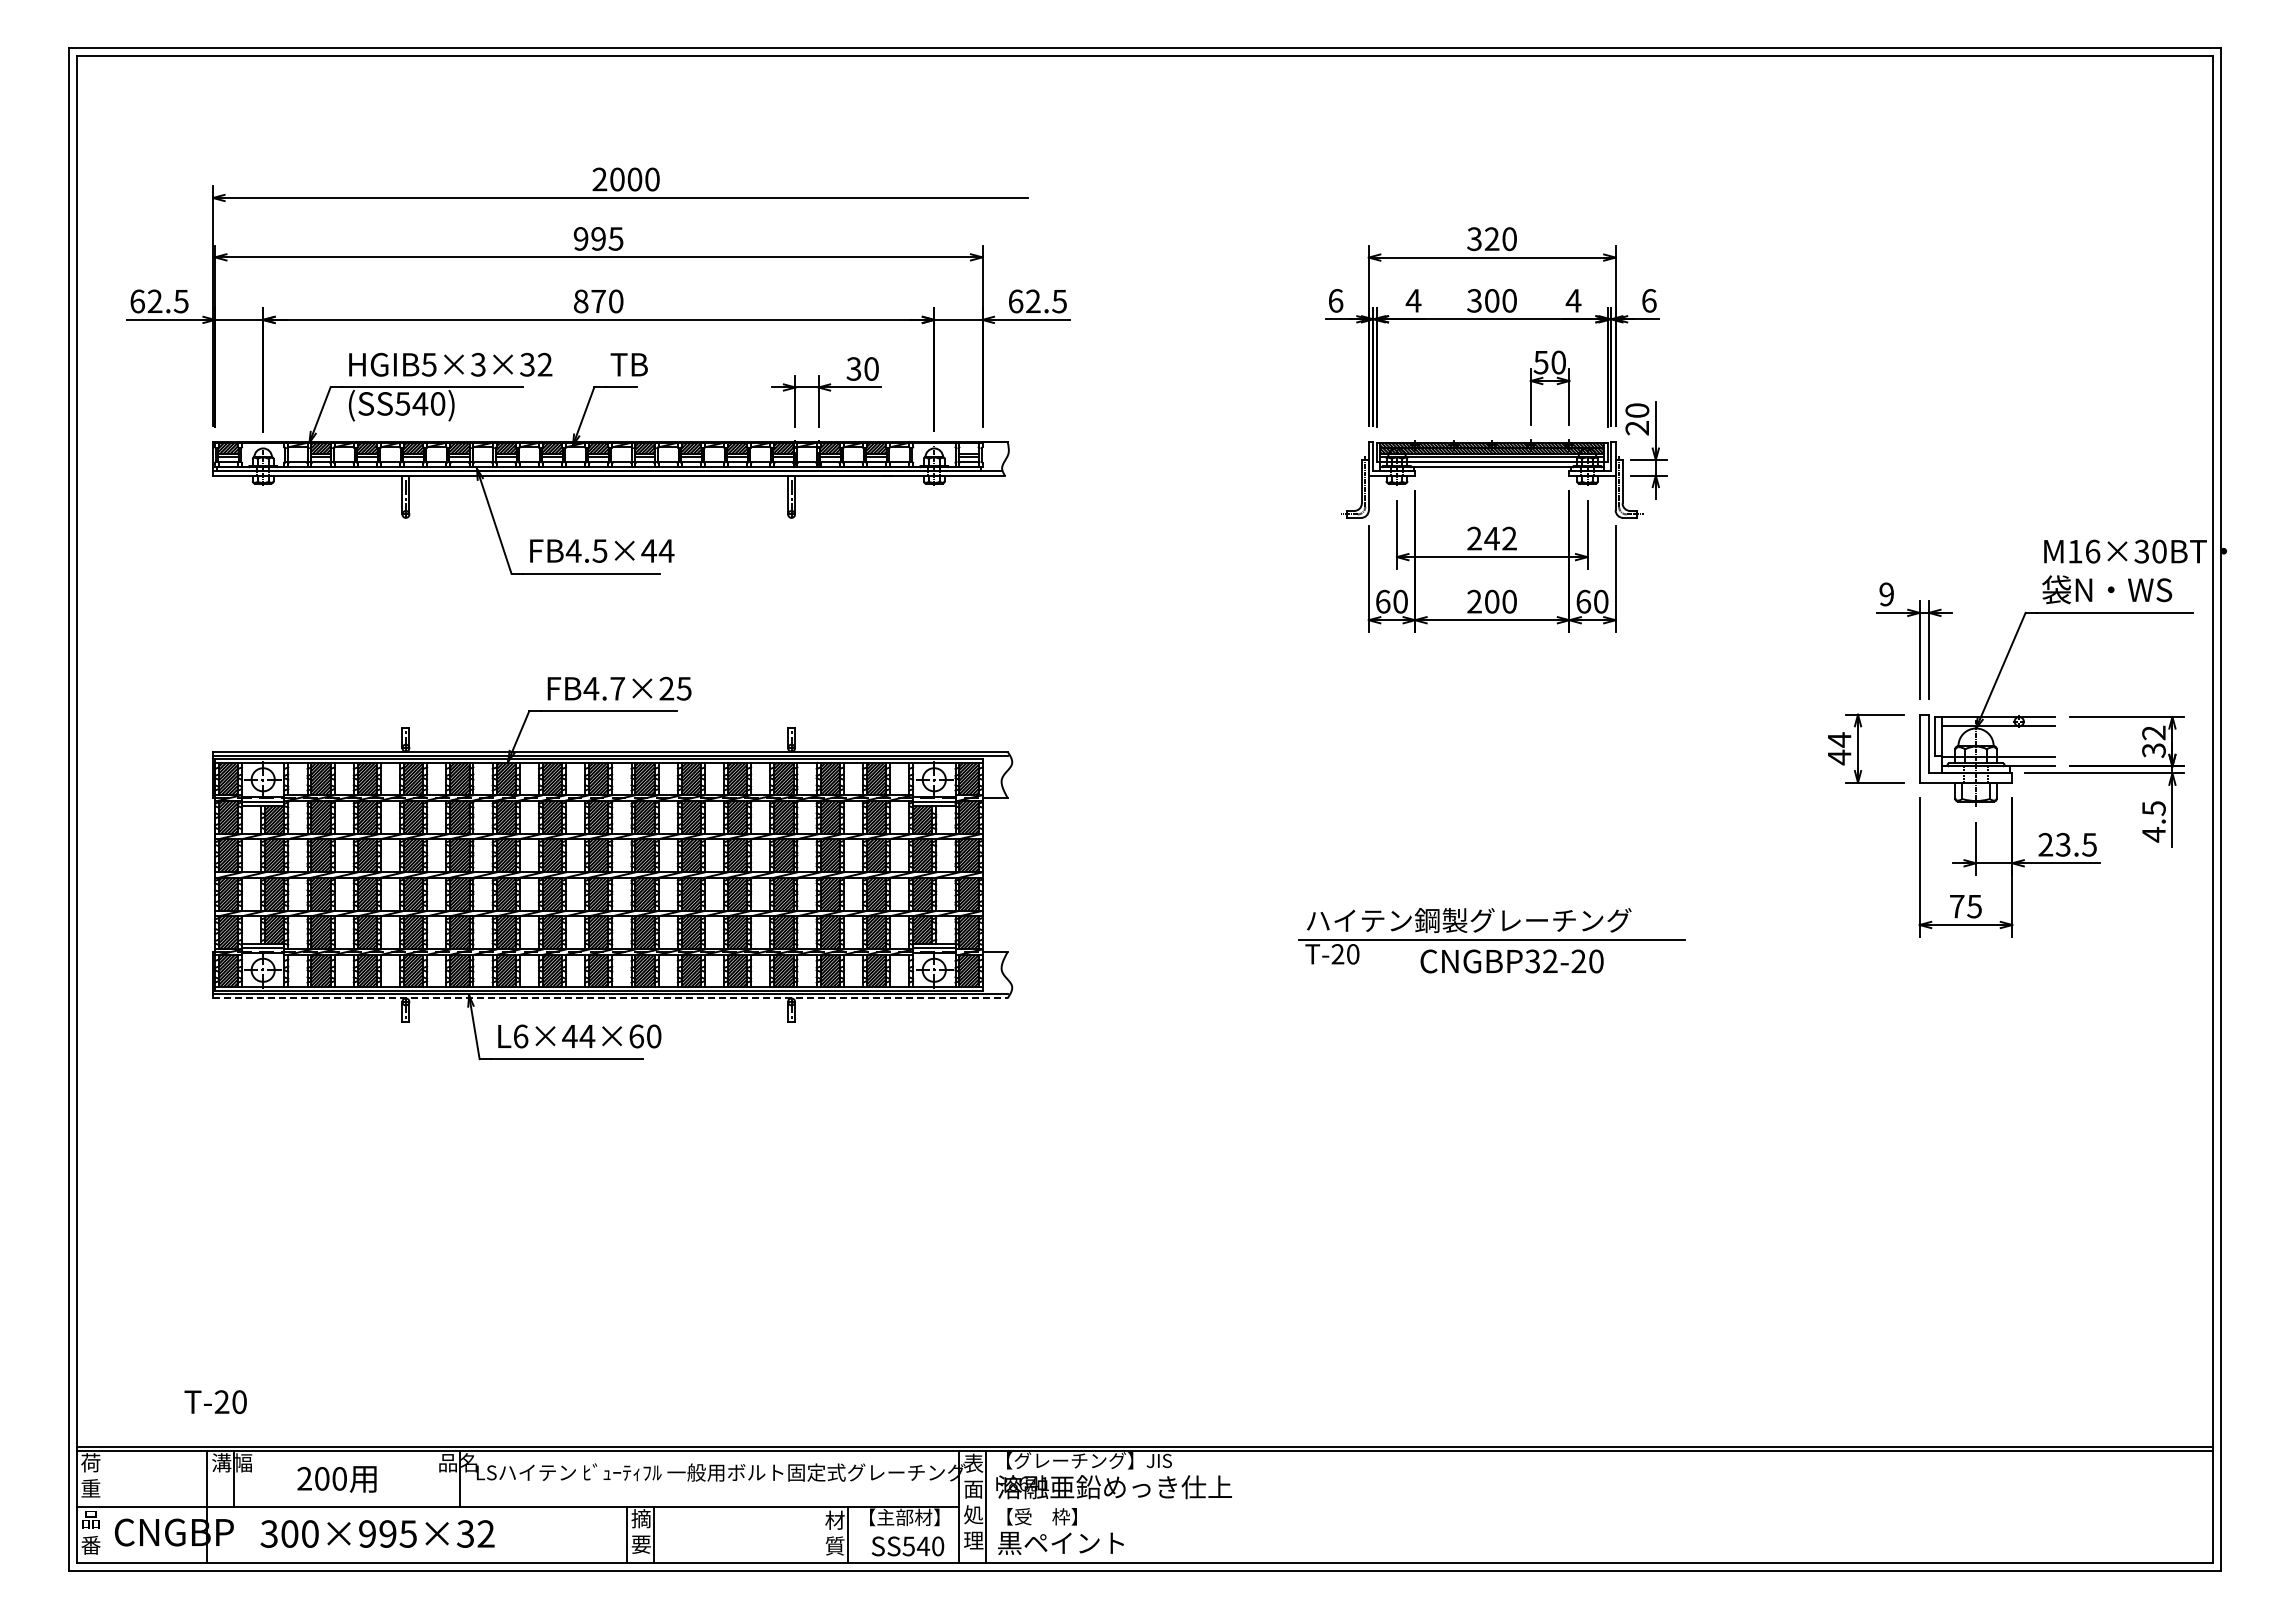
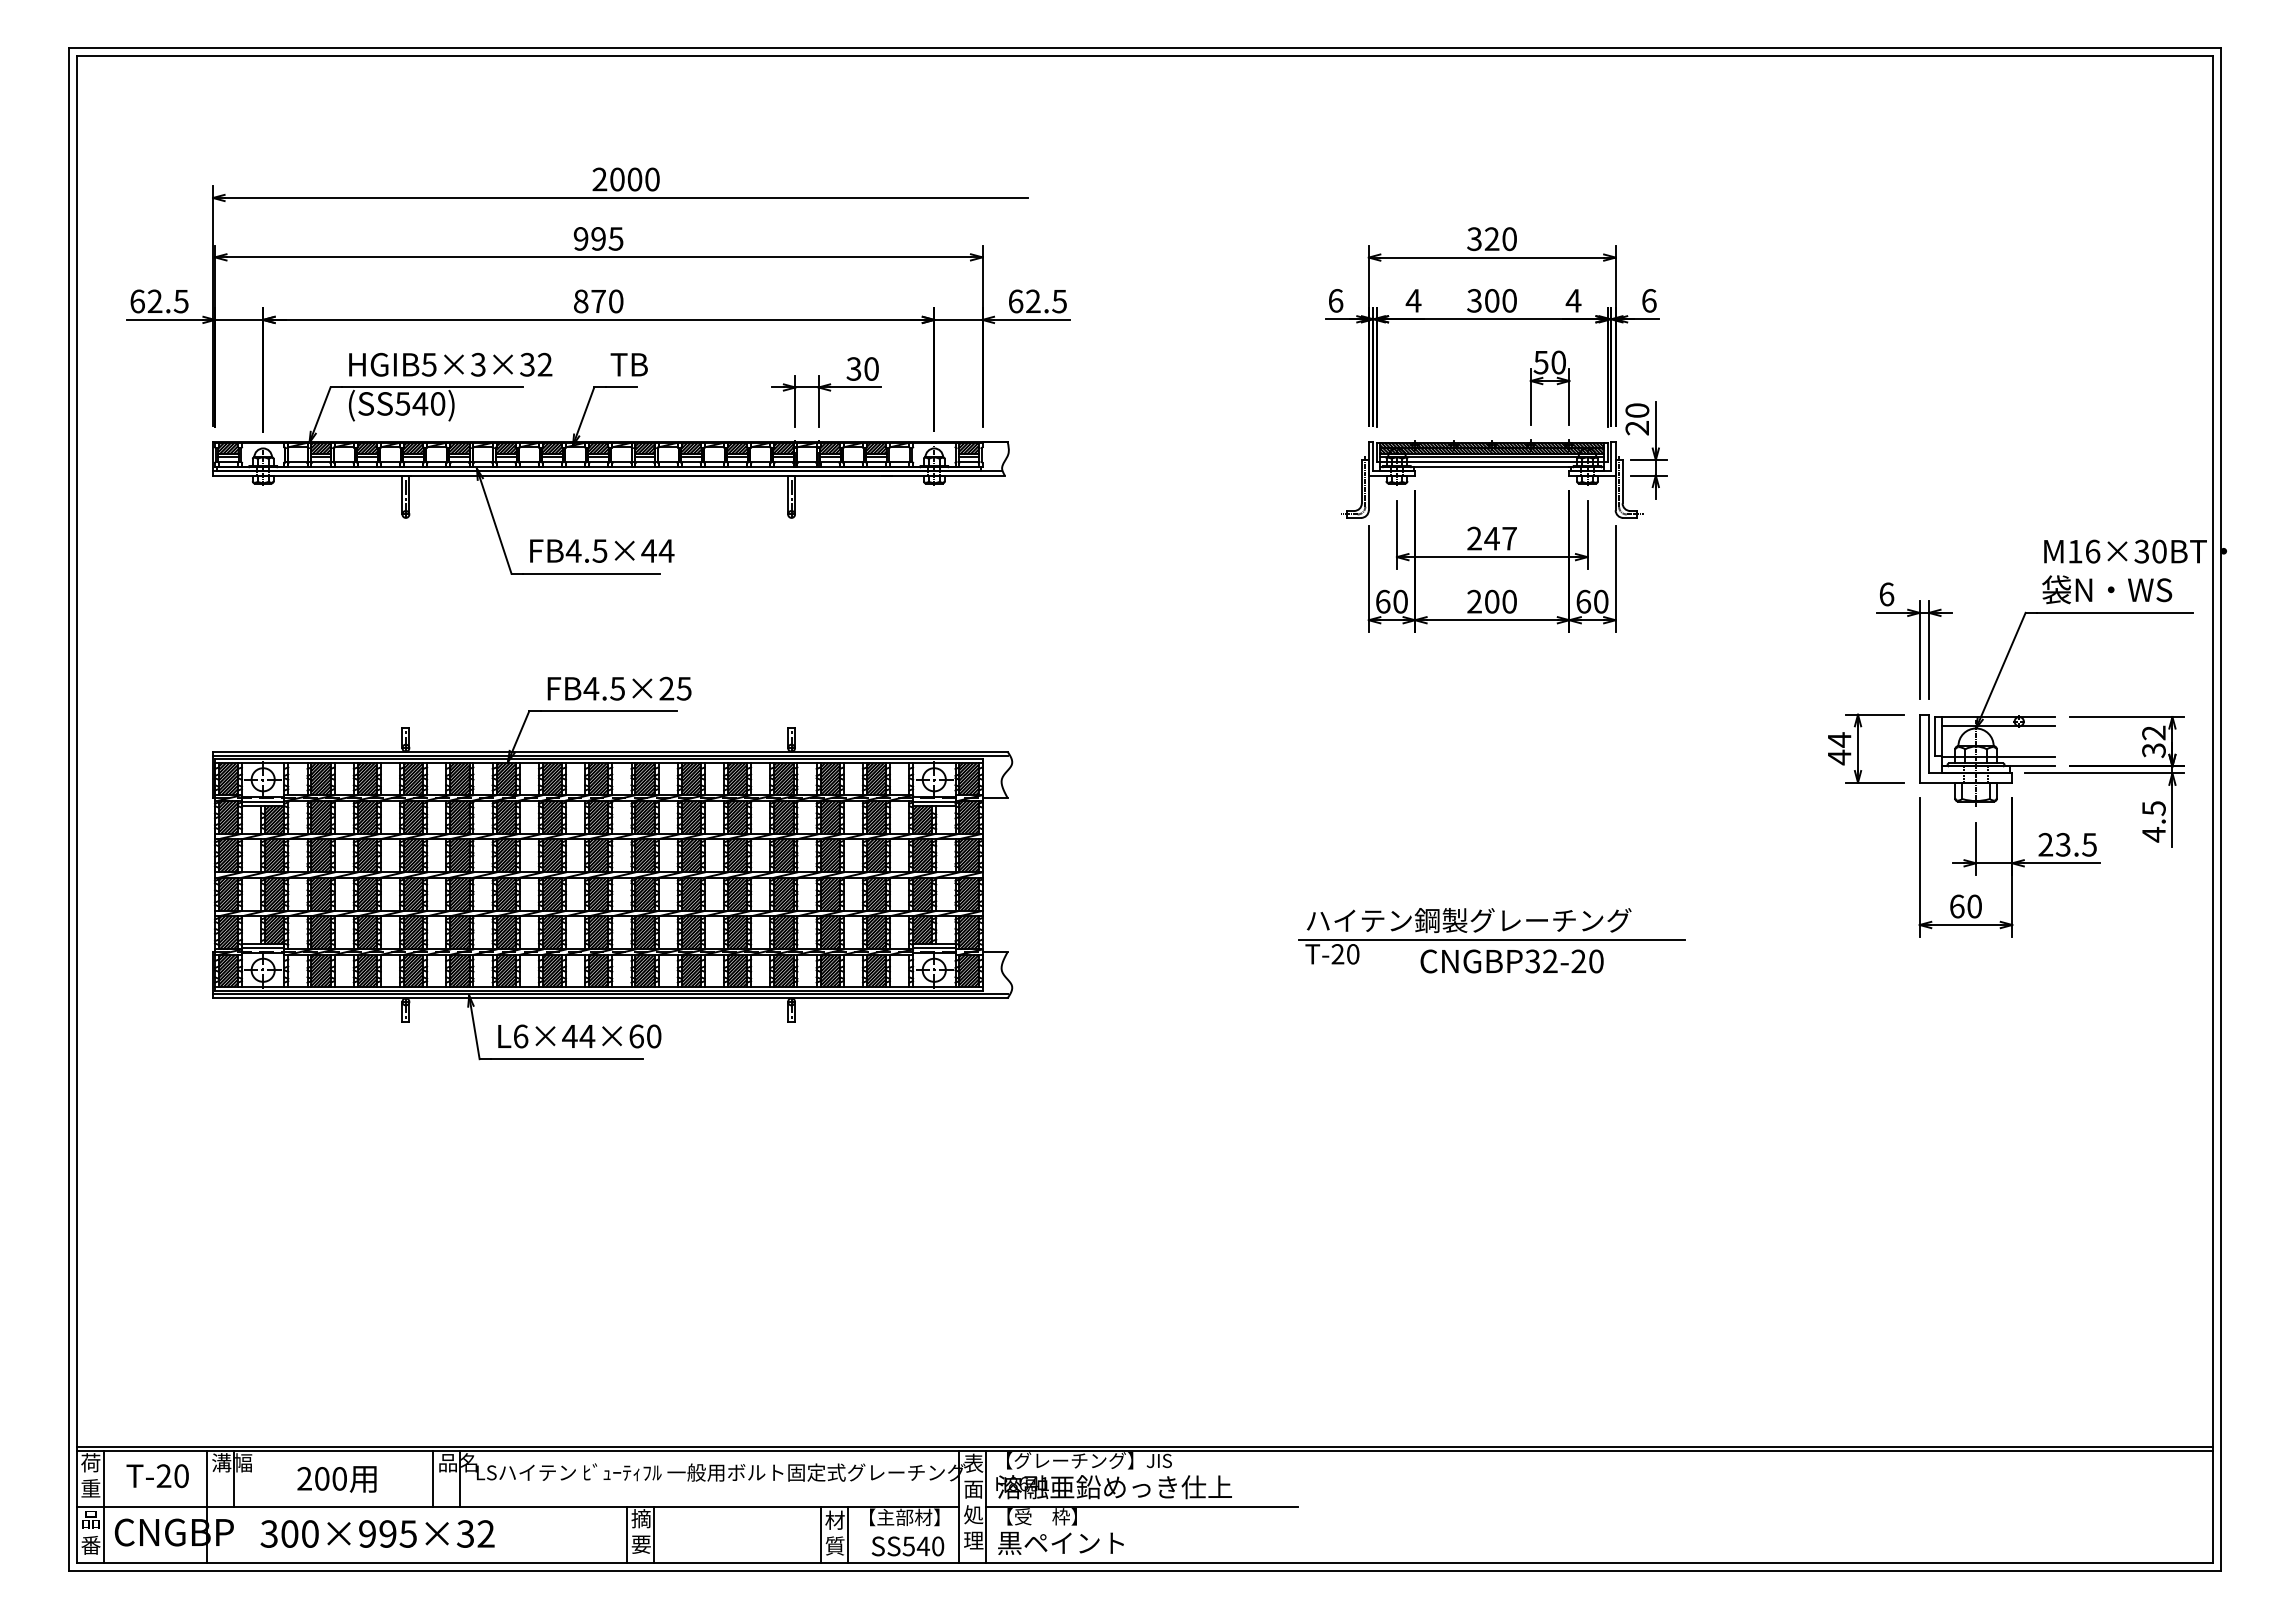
hatch: none -> present (968, 448)
text: 242 -> 247 (1509, 538)
text: 9 -> 6 (1886, 594)
text: FB4.7×25 -> FB4.5×25 (617, 688)
text: 75 -> 60 (1965, 906)
line: dashed -> solid (610, 998)
text position: (215, 1402) -> (157, 1476) (157, 1476)
line: none -> present (433, 1478)
line: none -> present (103, 1506)
line: none -> present (1141, 1506)
line: none -> present (820, 1534)
